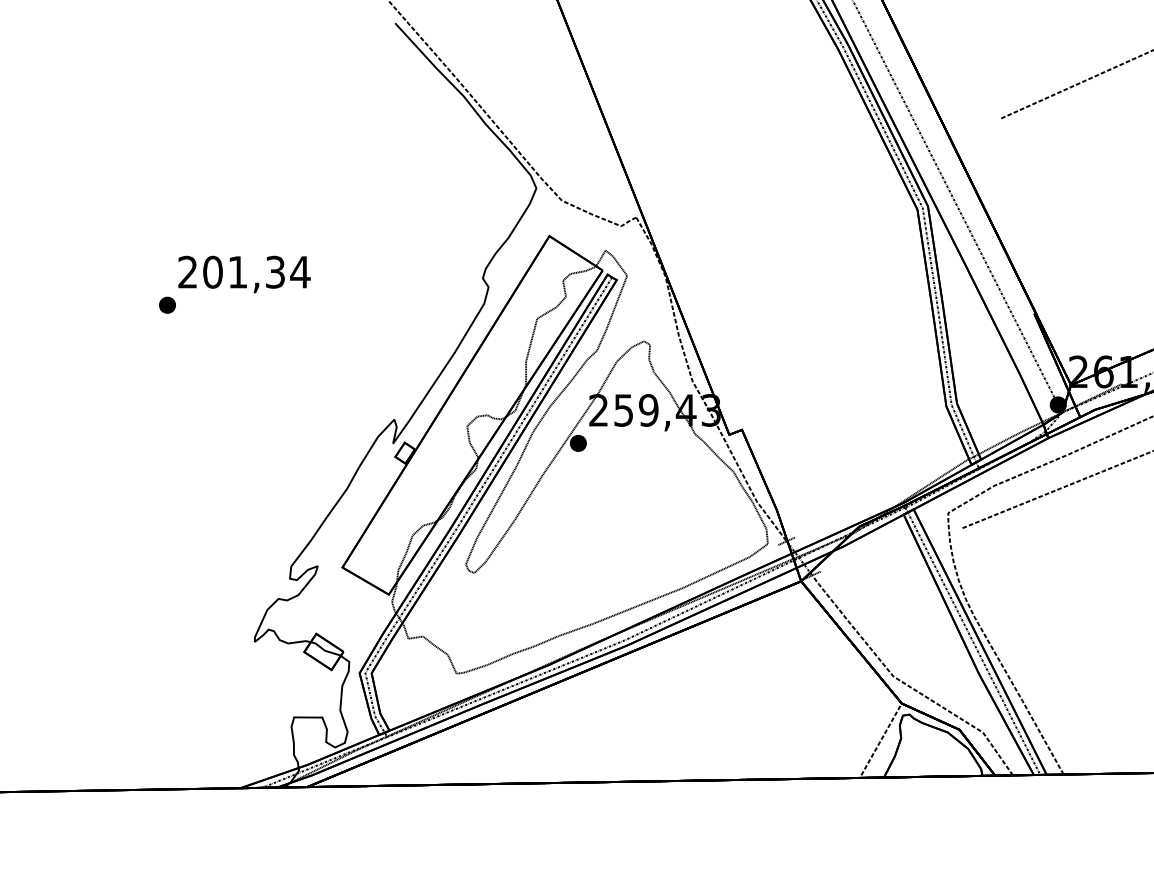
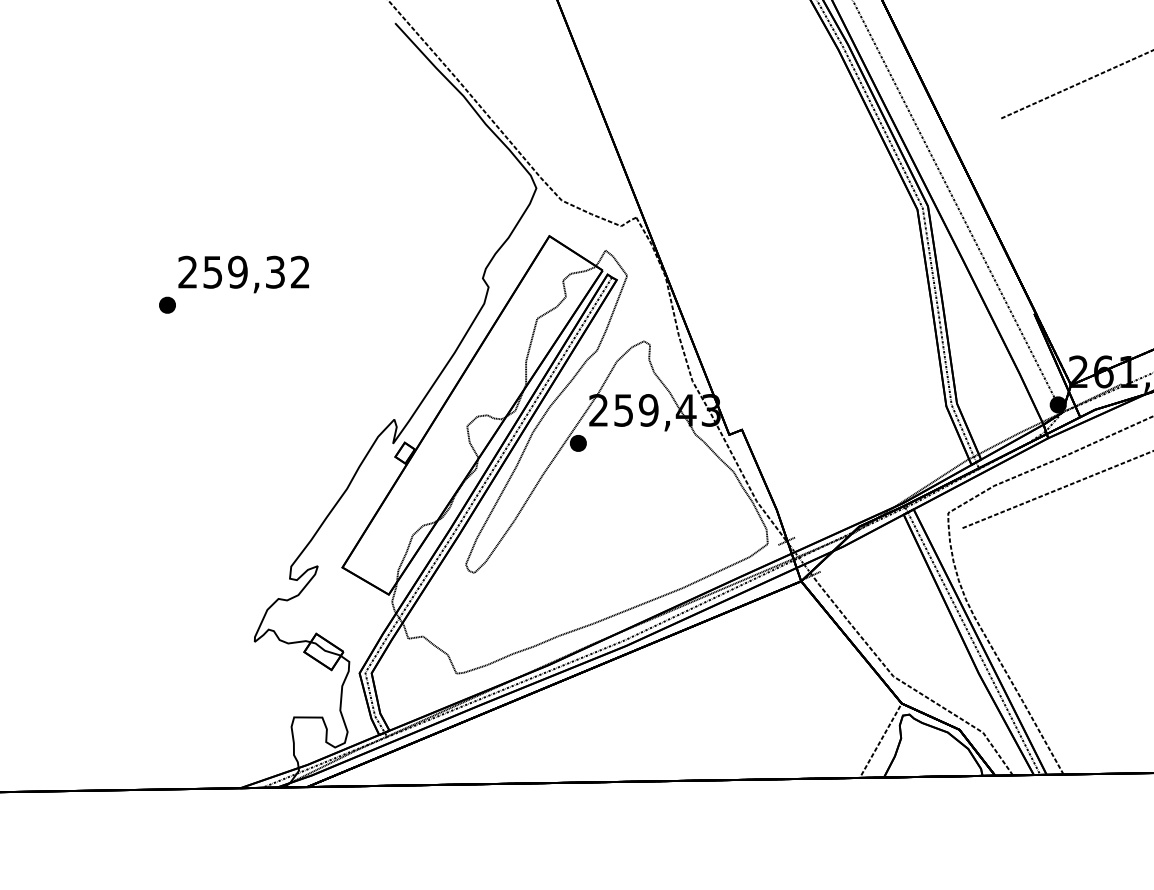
text: 201,34 -> 259,32 (256, 271)
